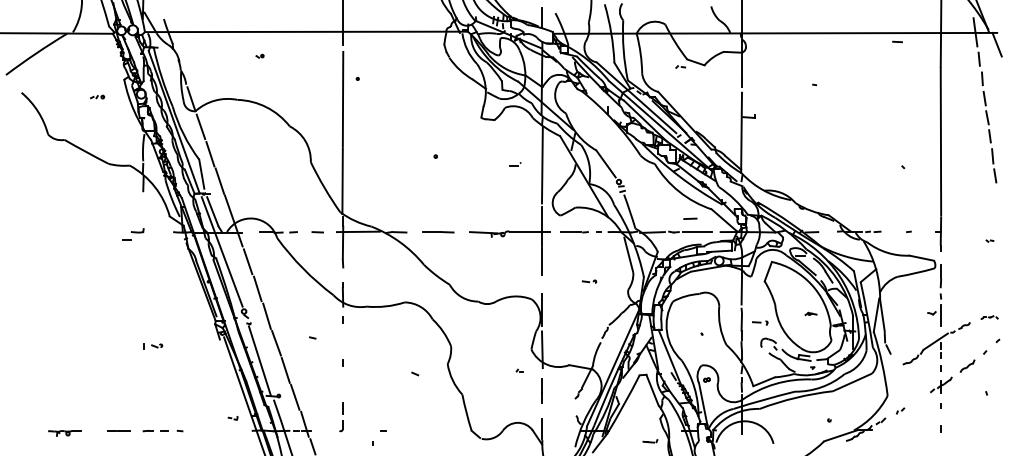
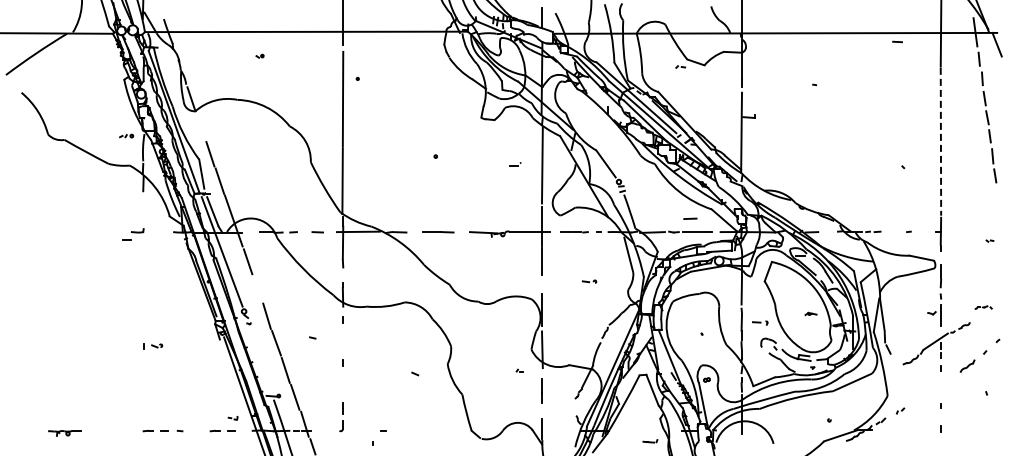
part position: (97, 96) -> (126, 135) (126, 135)
line: present -> none (200, 126)
line: solid -> dashed (940, 141)
line: present -> none (257, 288)
part position: (989, 317) -> (983, 307) (983, 307)
line: present -> none (259, 360)
part: present -> none (941, 384)
line: present -> none (118, 430)
part: none -> present (222, 430)
